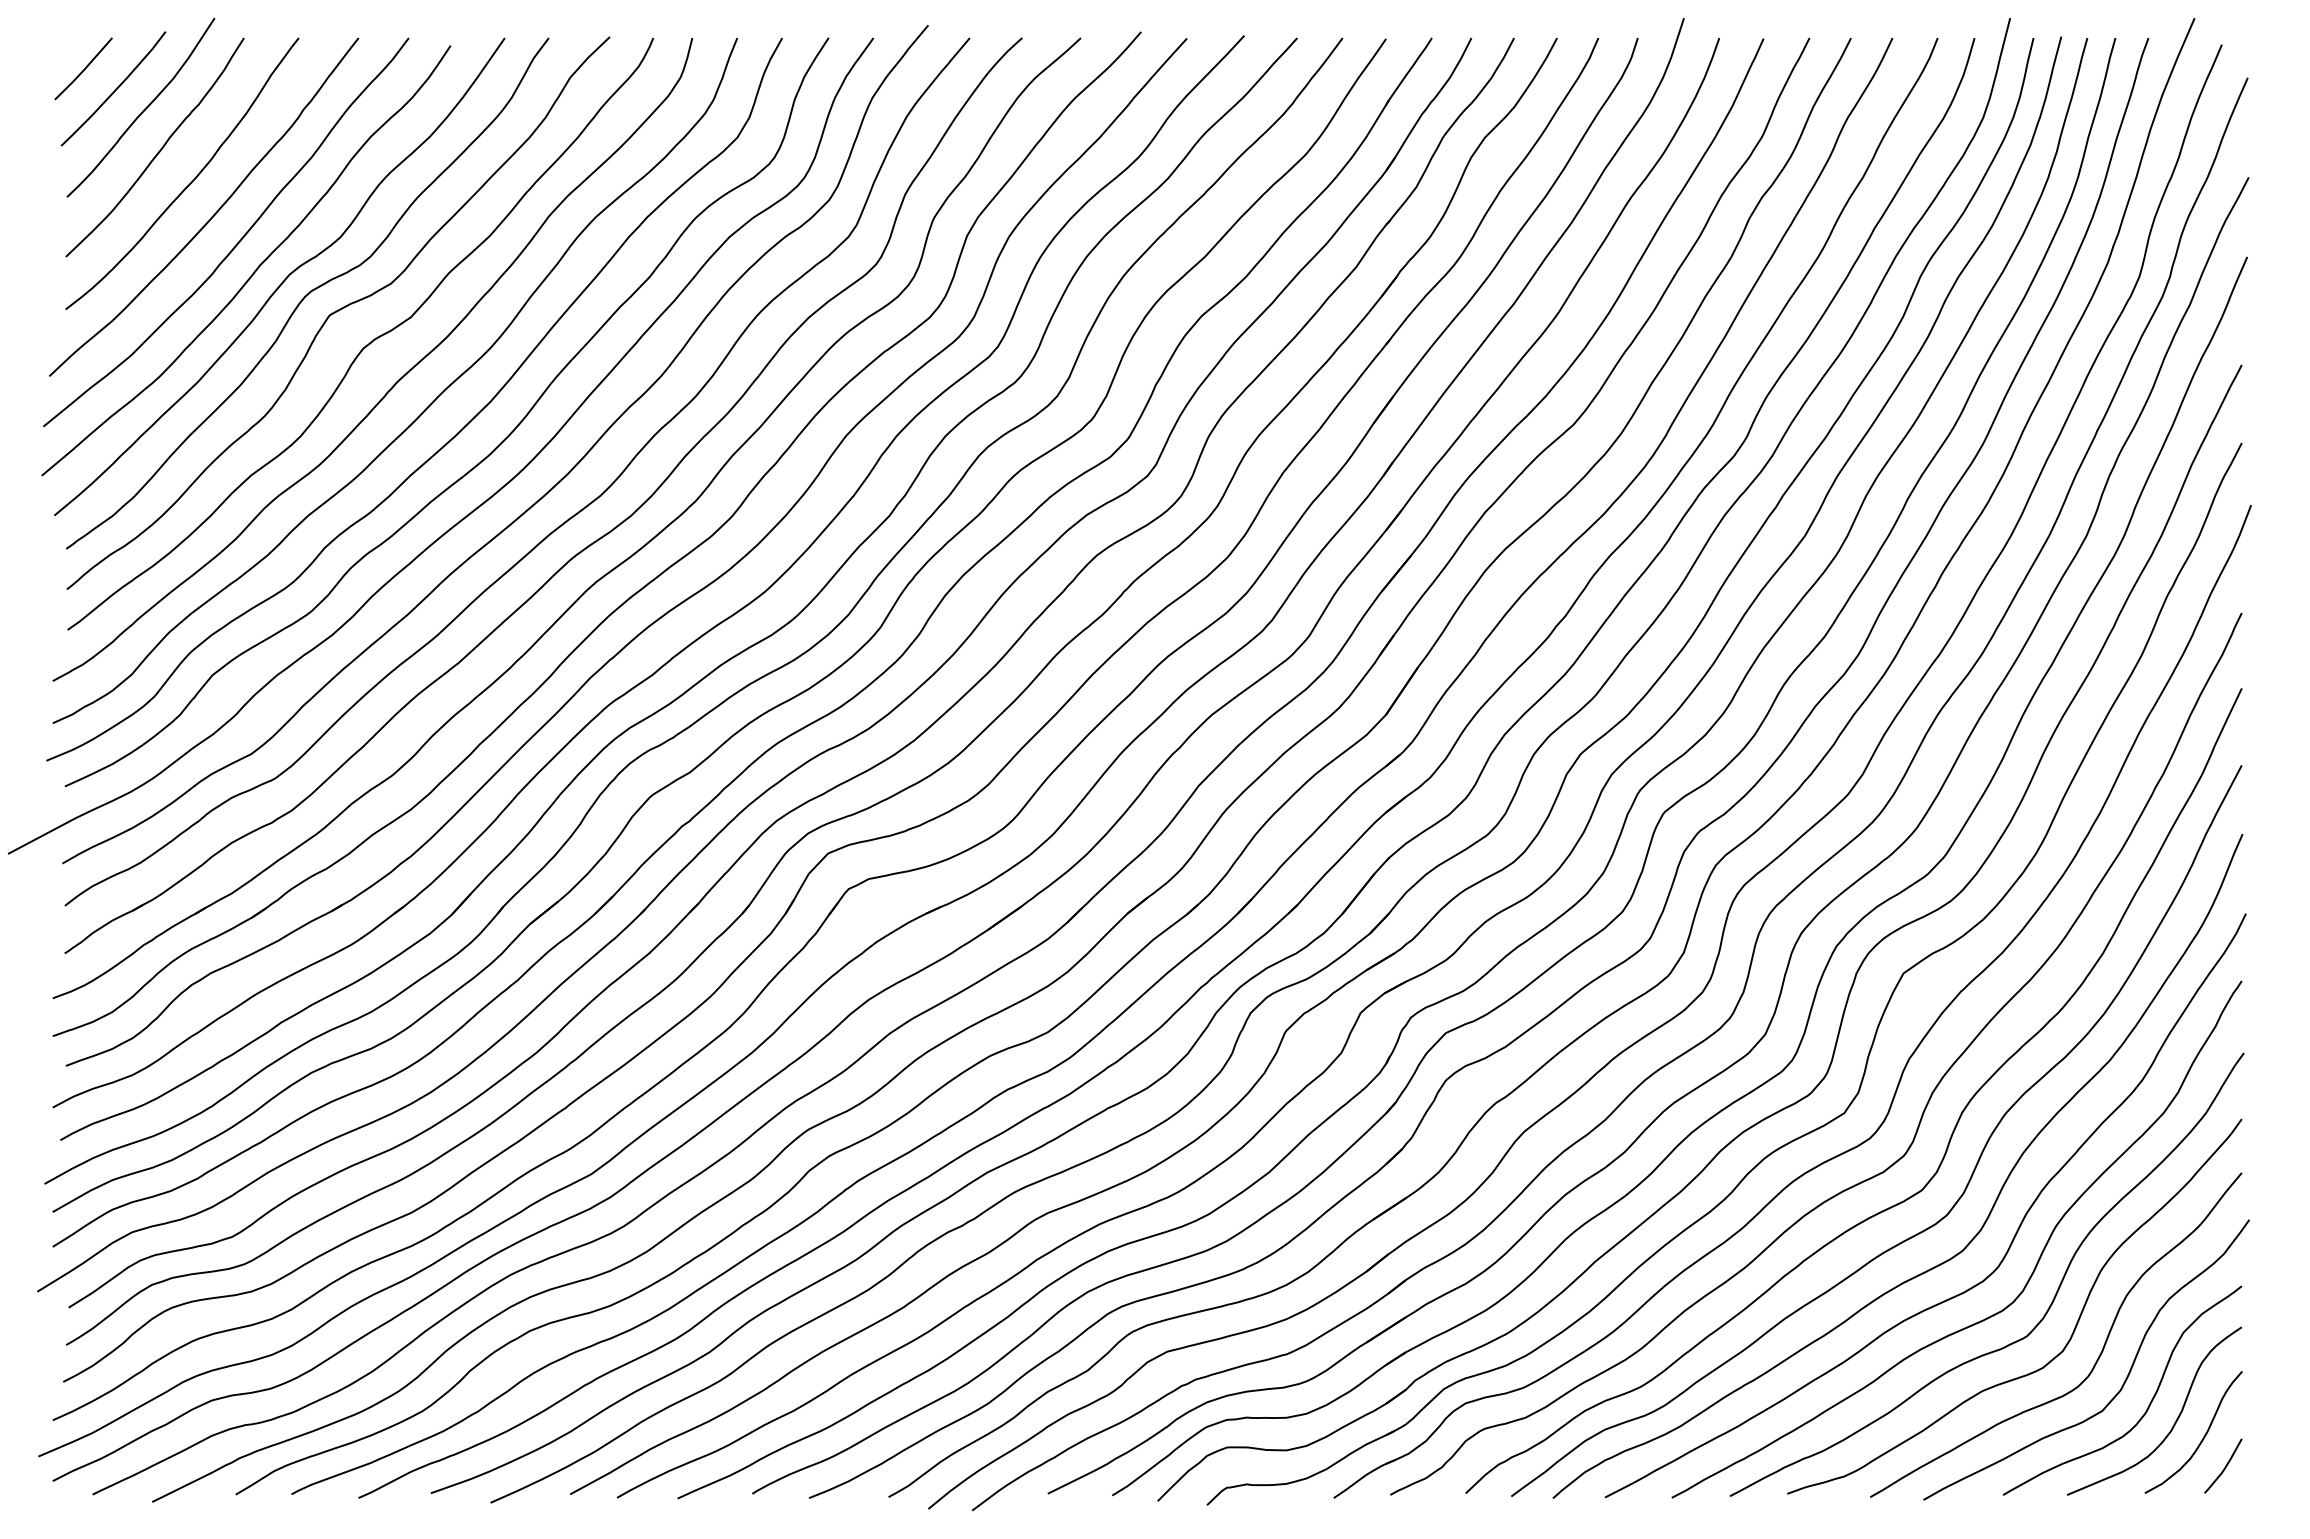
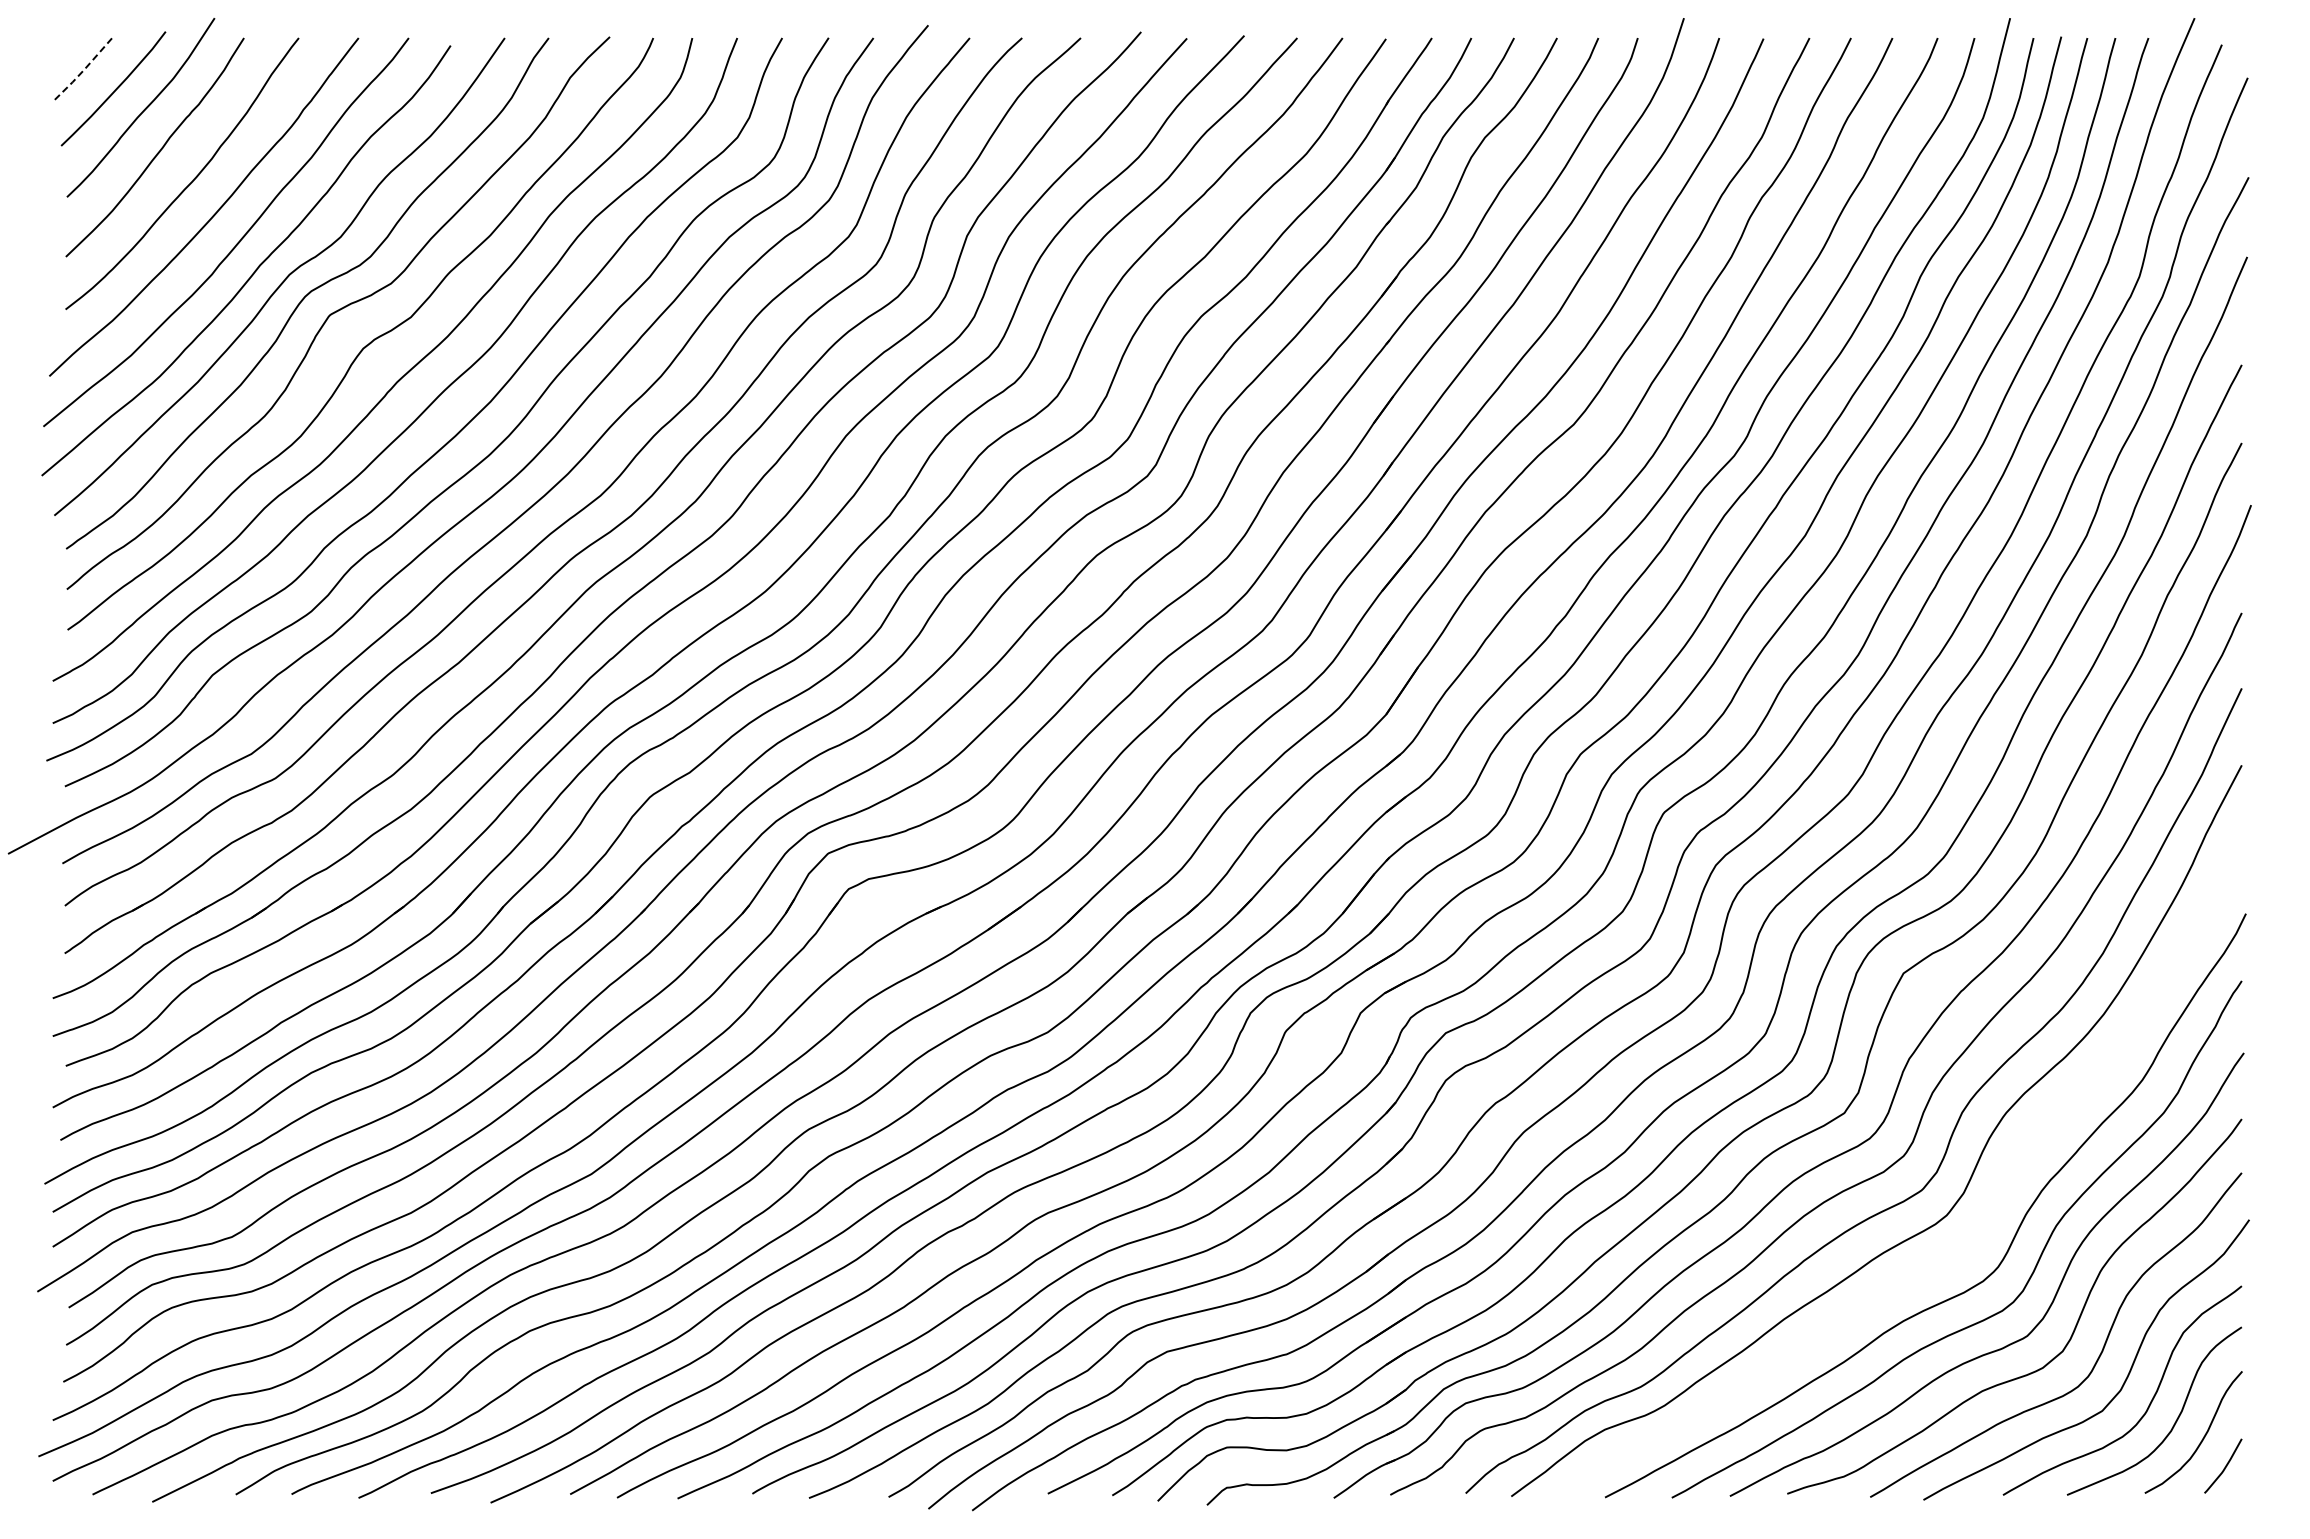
line: solid -> dashed (84, 69)
curve: present -> none (1991, 1207)
